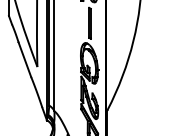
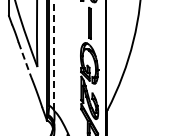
line: solid -> dashed (54, 56)
line: solid -> dashed (25, 60)
